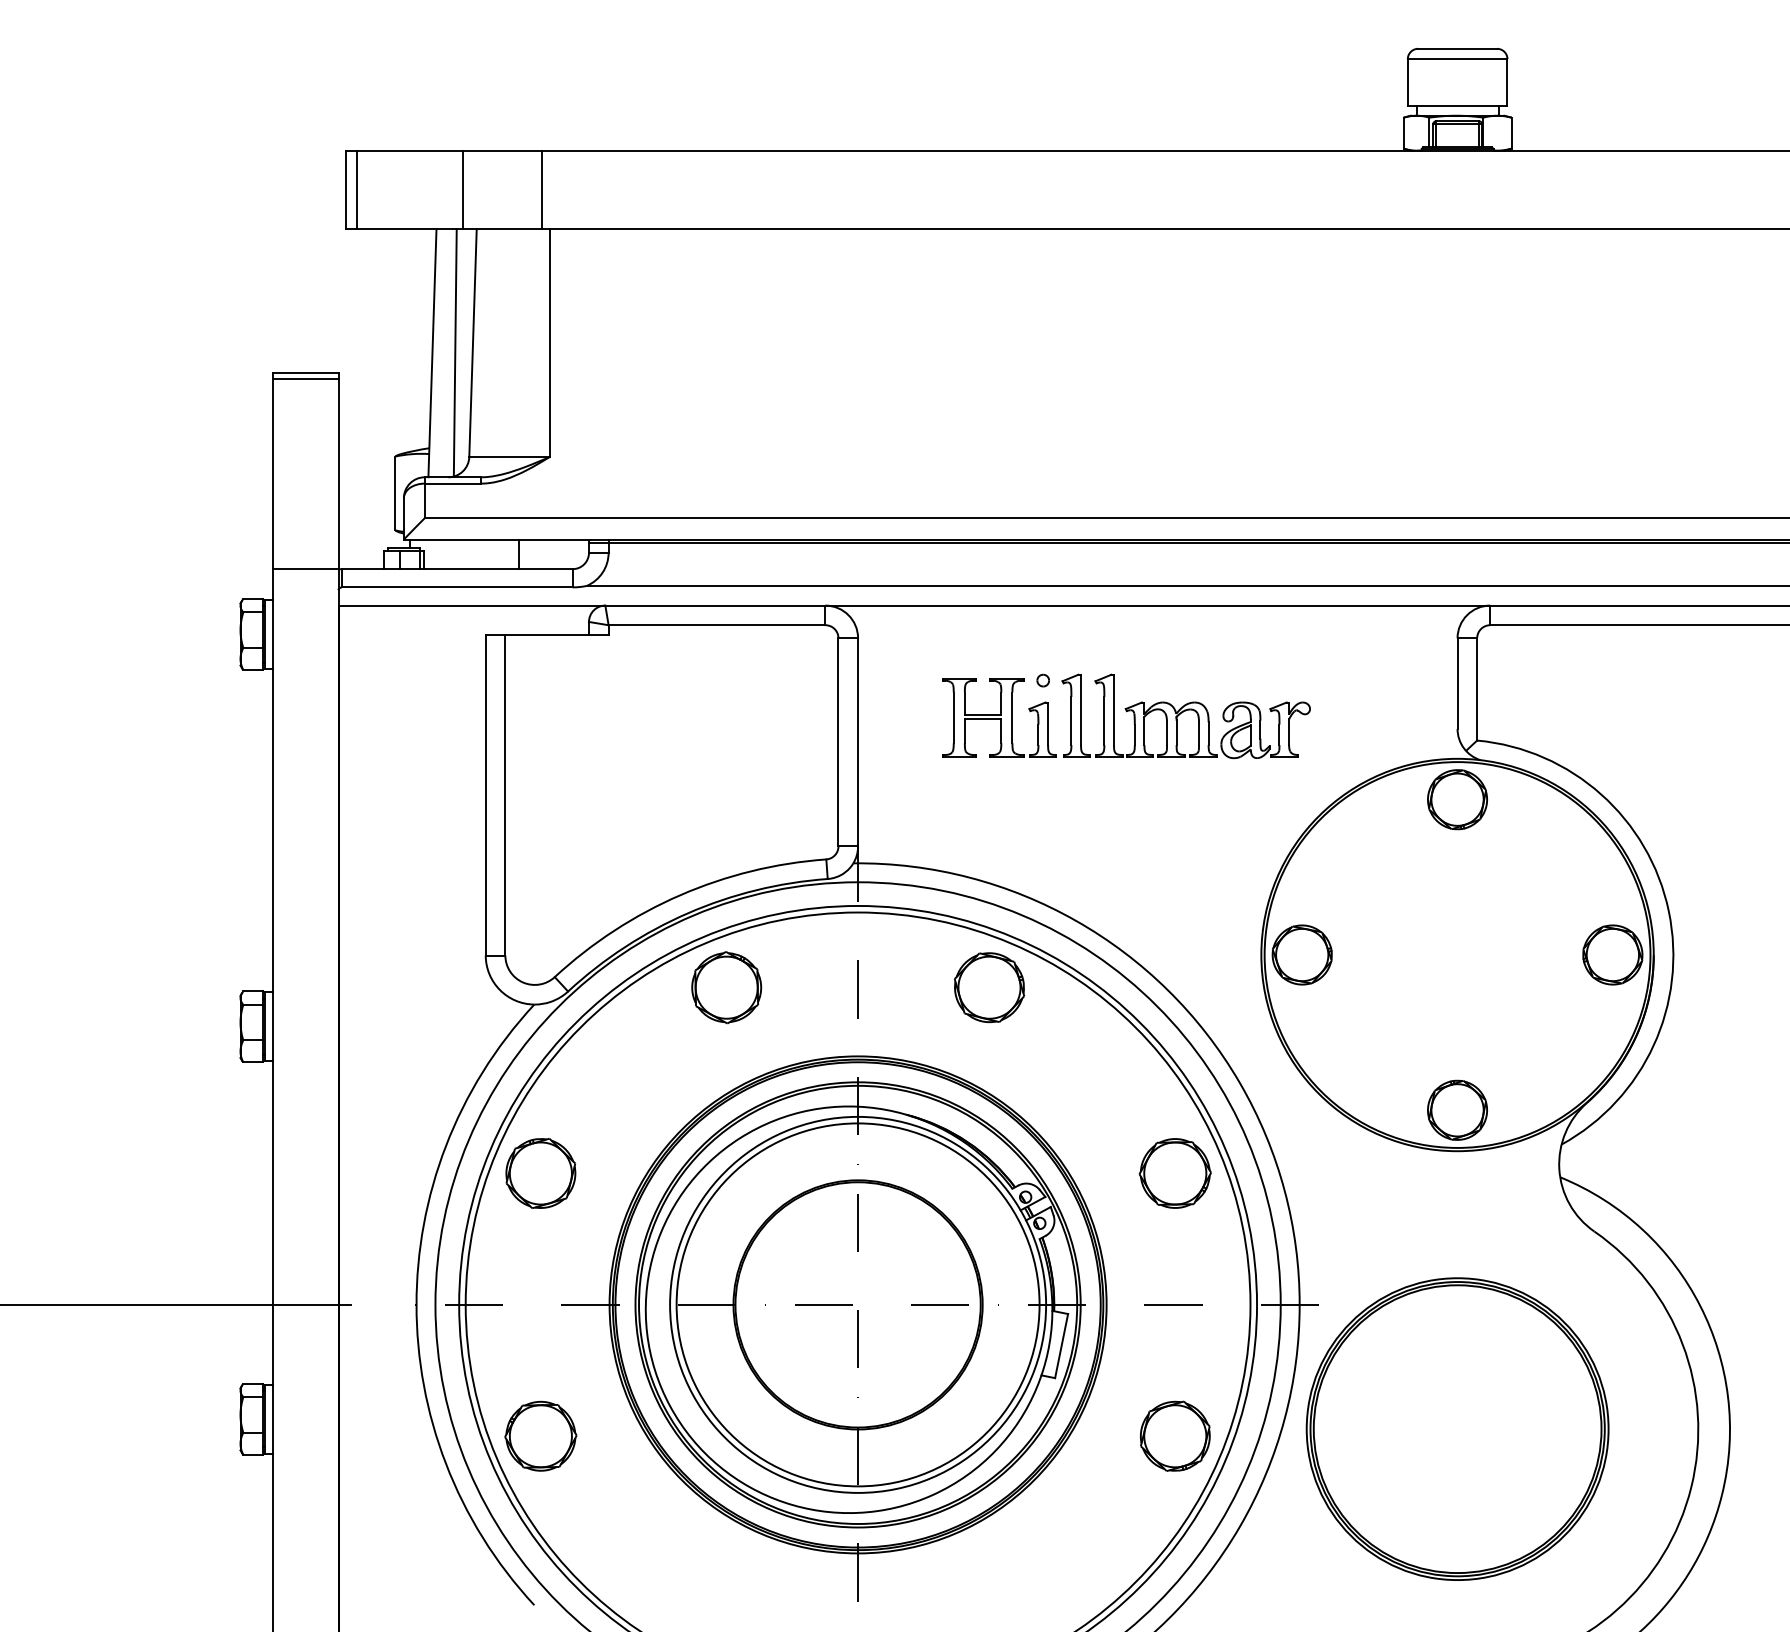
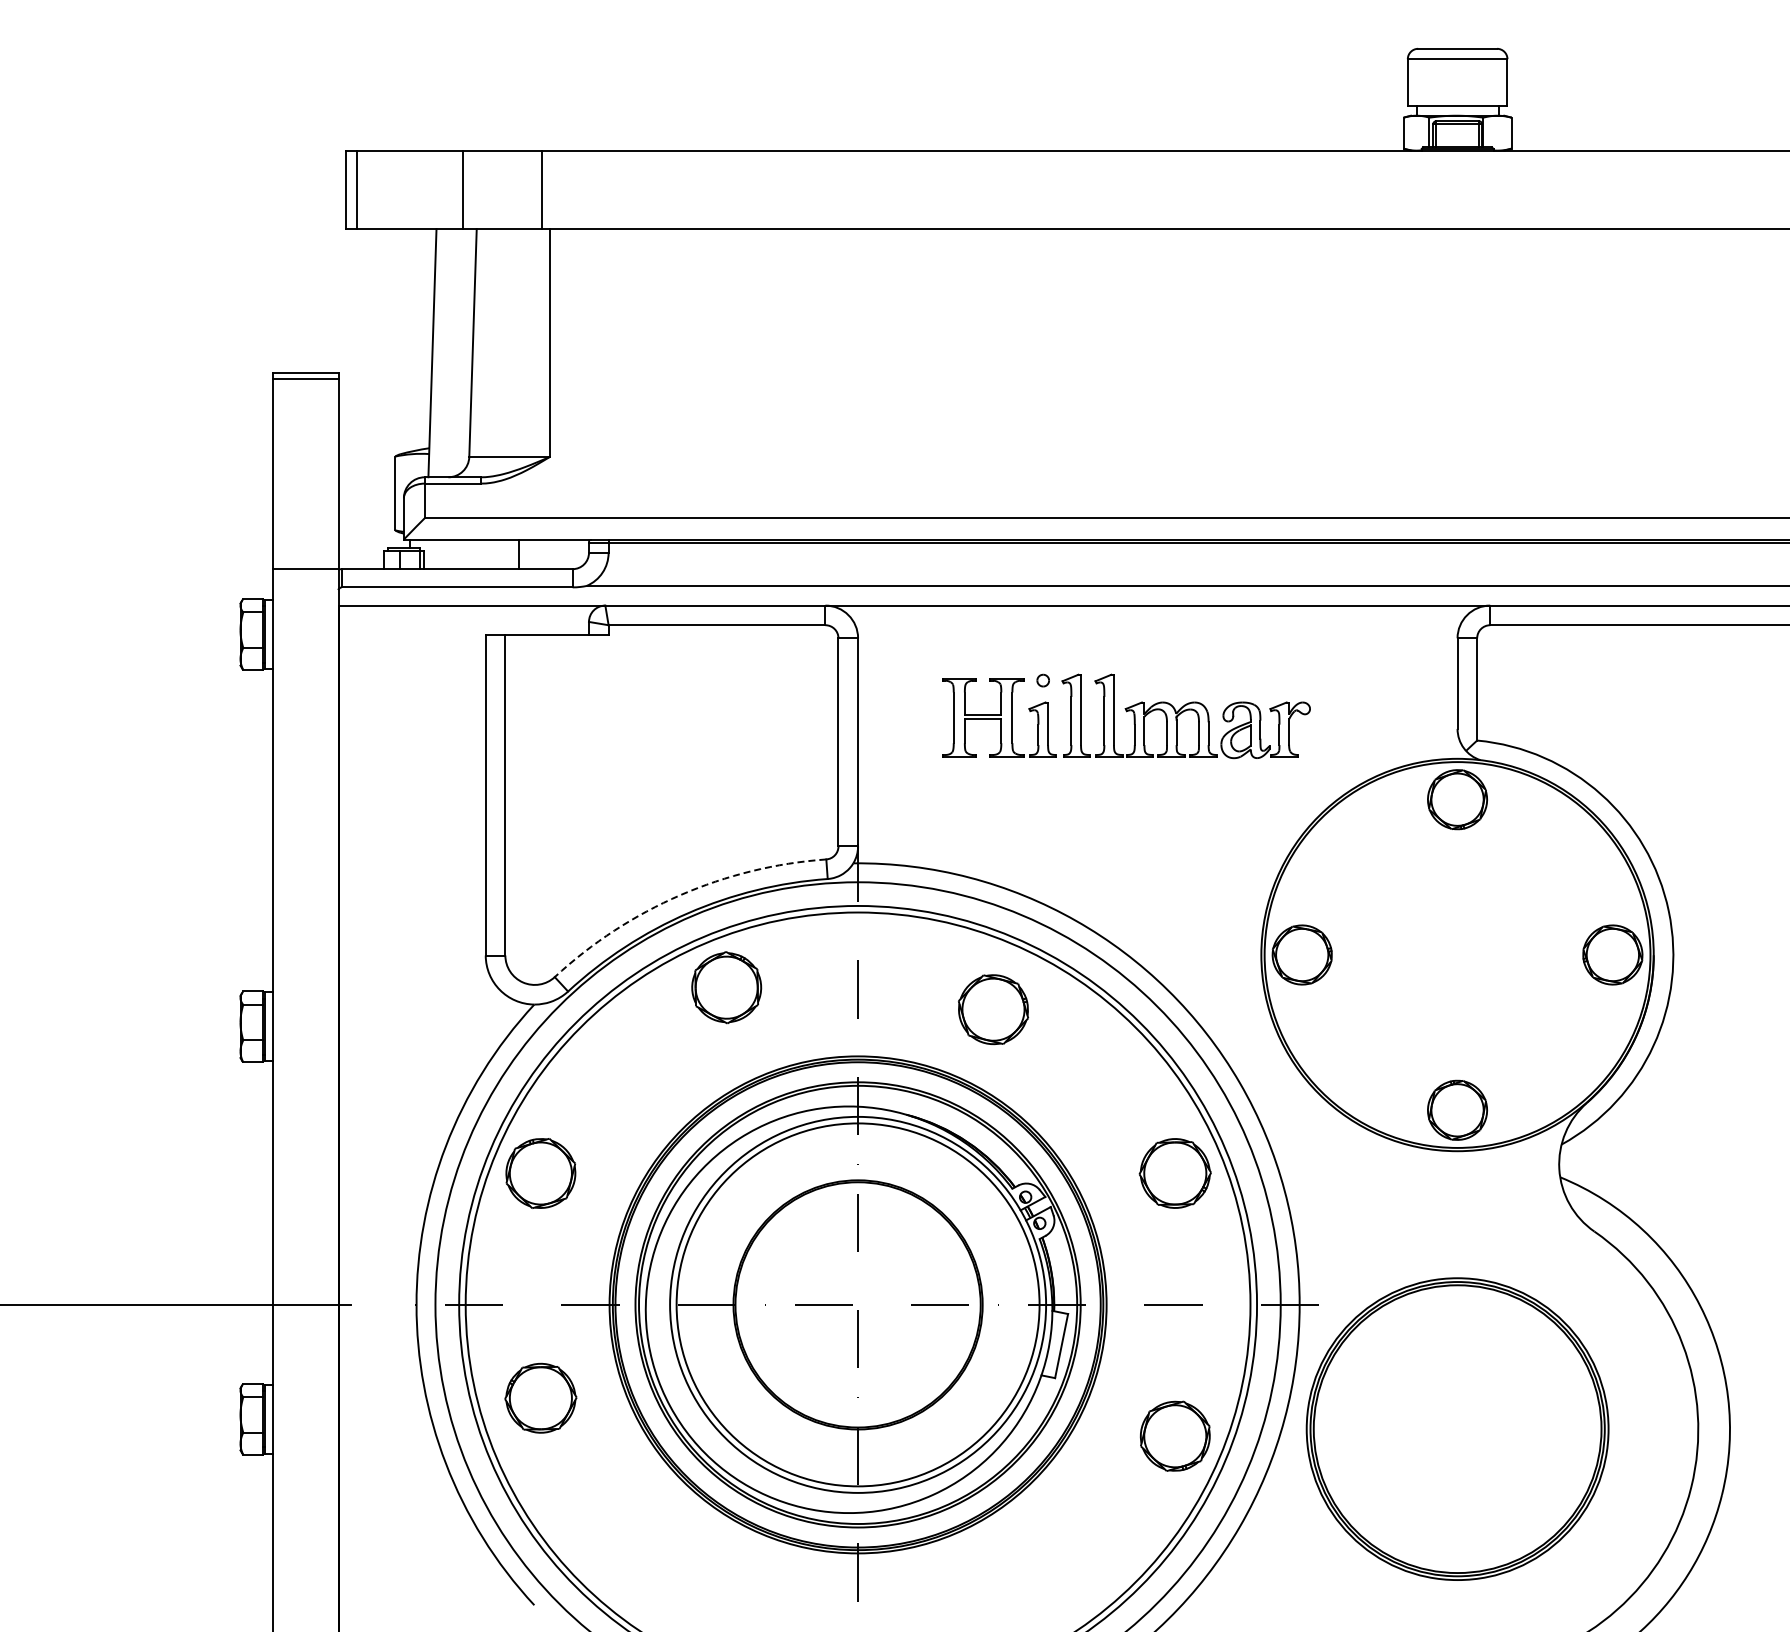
line: present -> none (454, 352)
arc: solid -> dashed (680, 895)
part position: (989, 987) -> (993, 1009) (993, 1009)
part position: (540, 1435) -> (540, 1397) (540, 1397)
